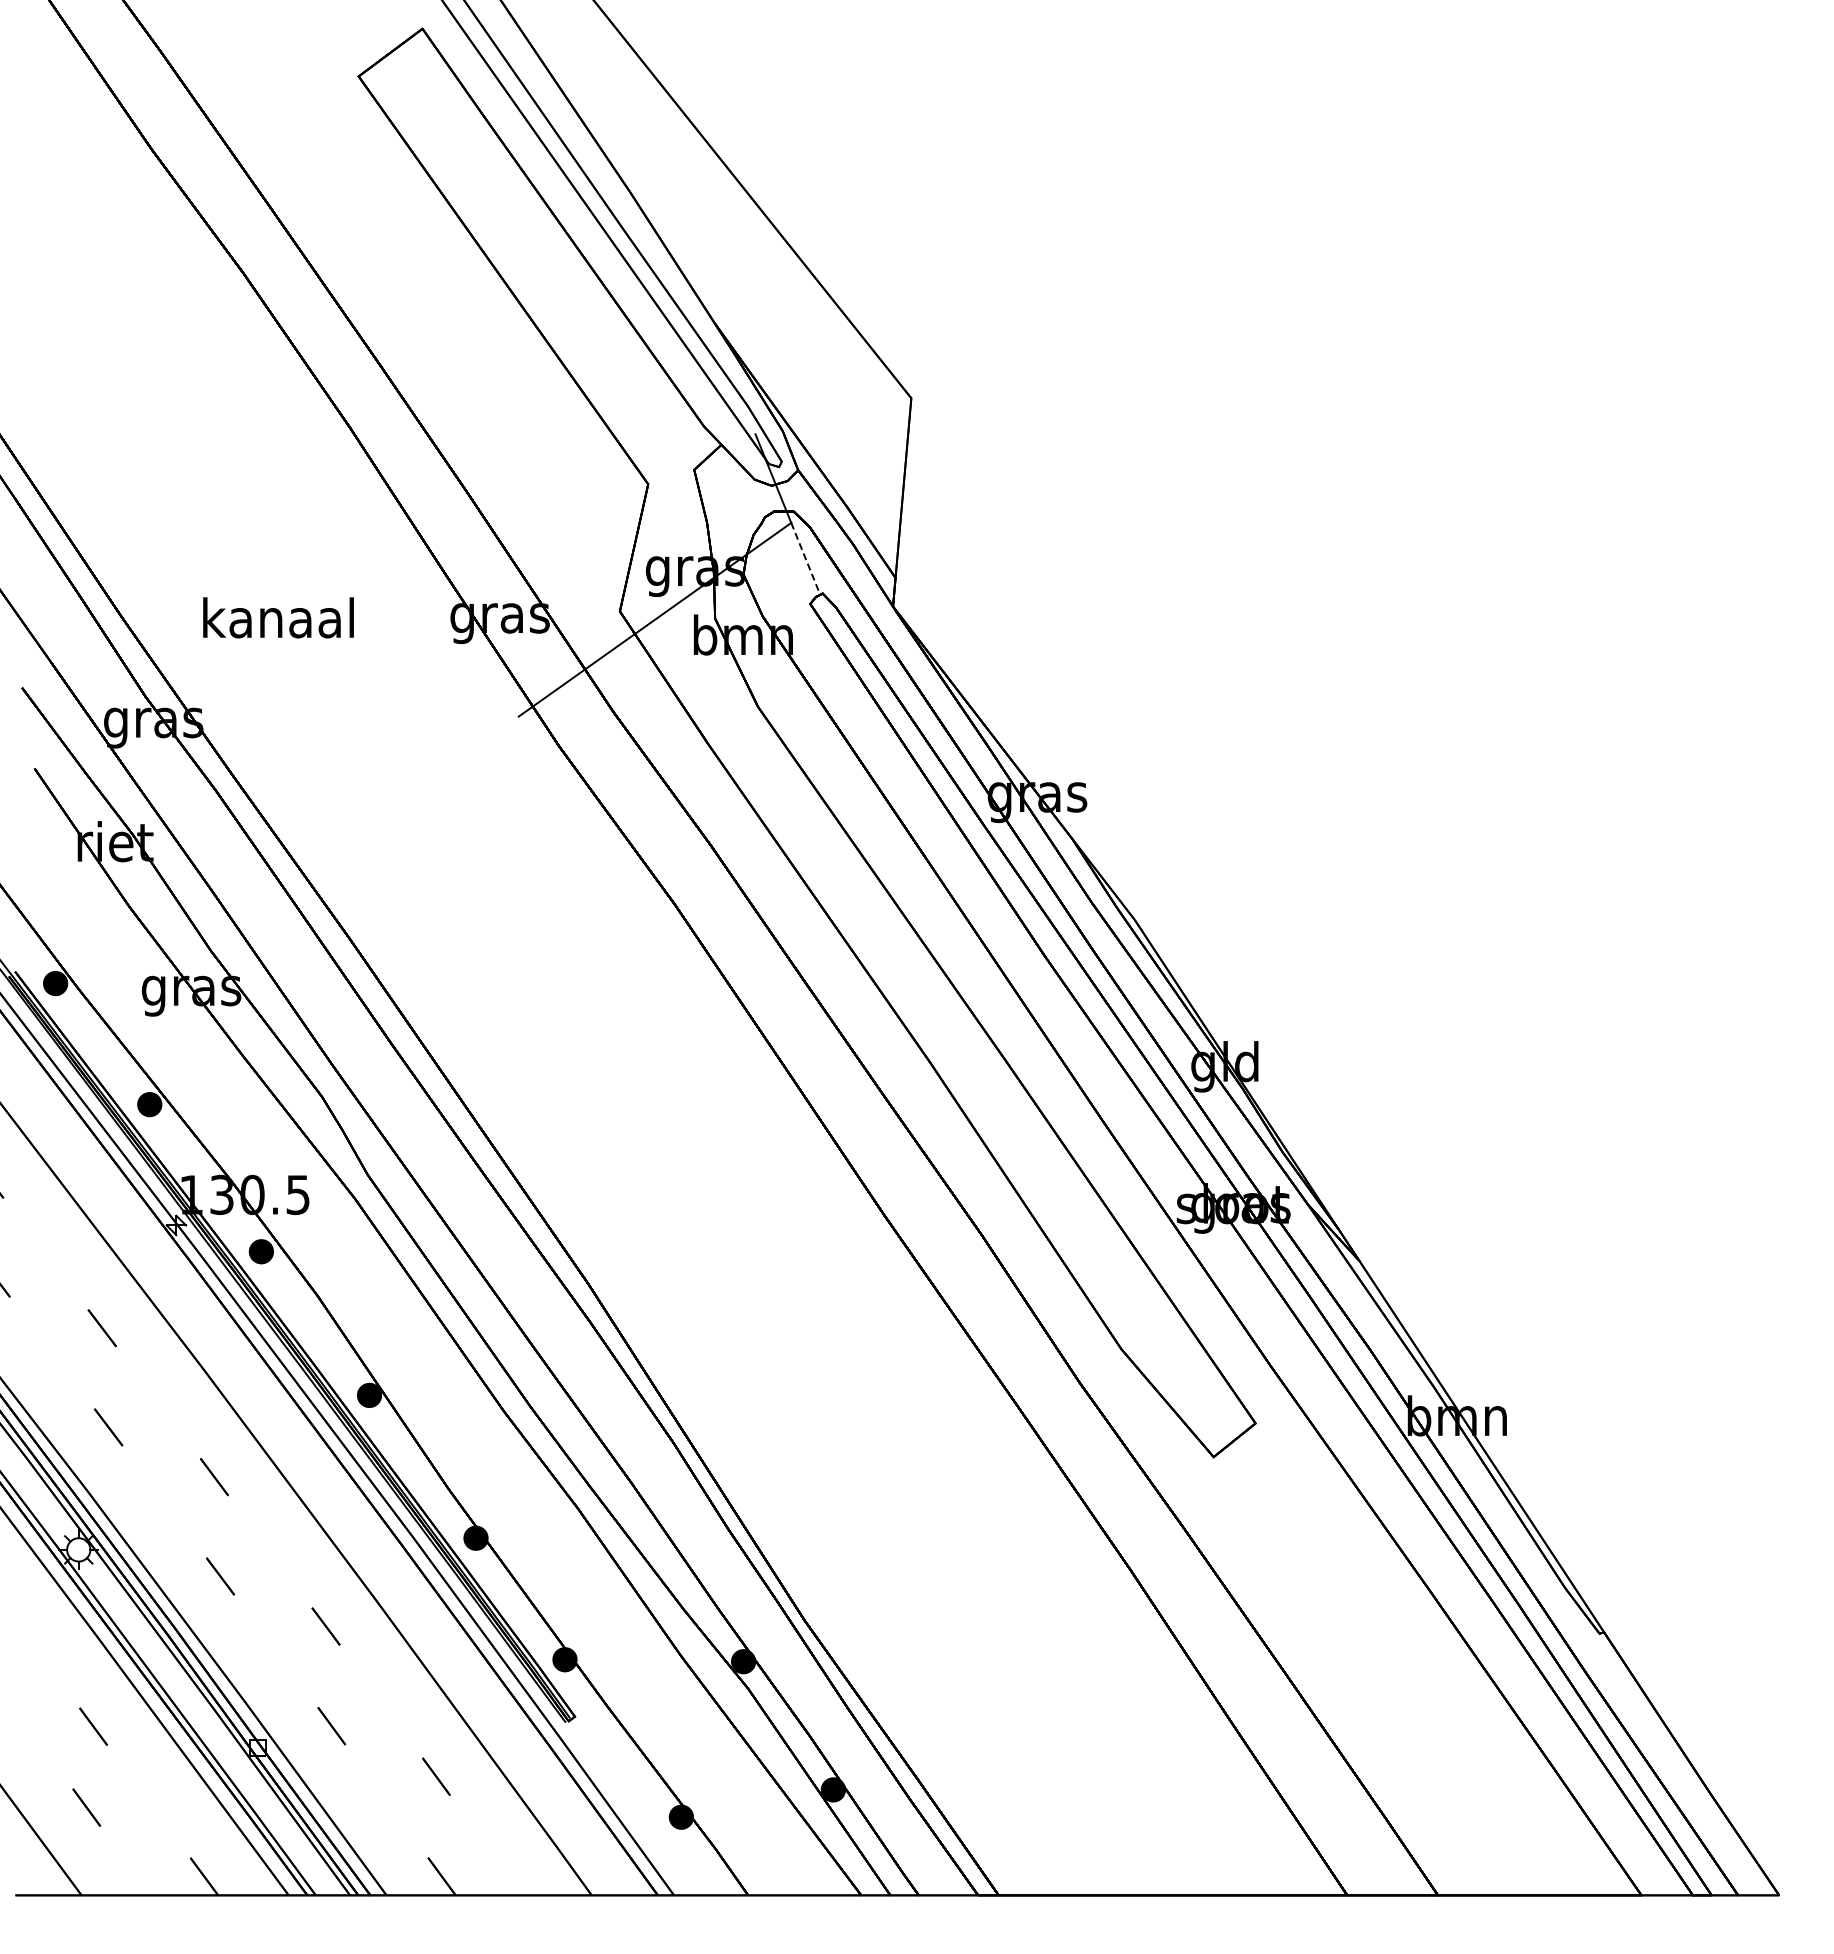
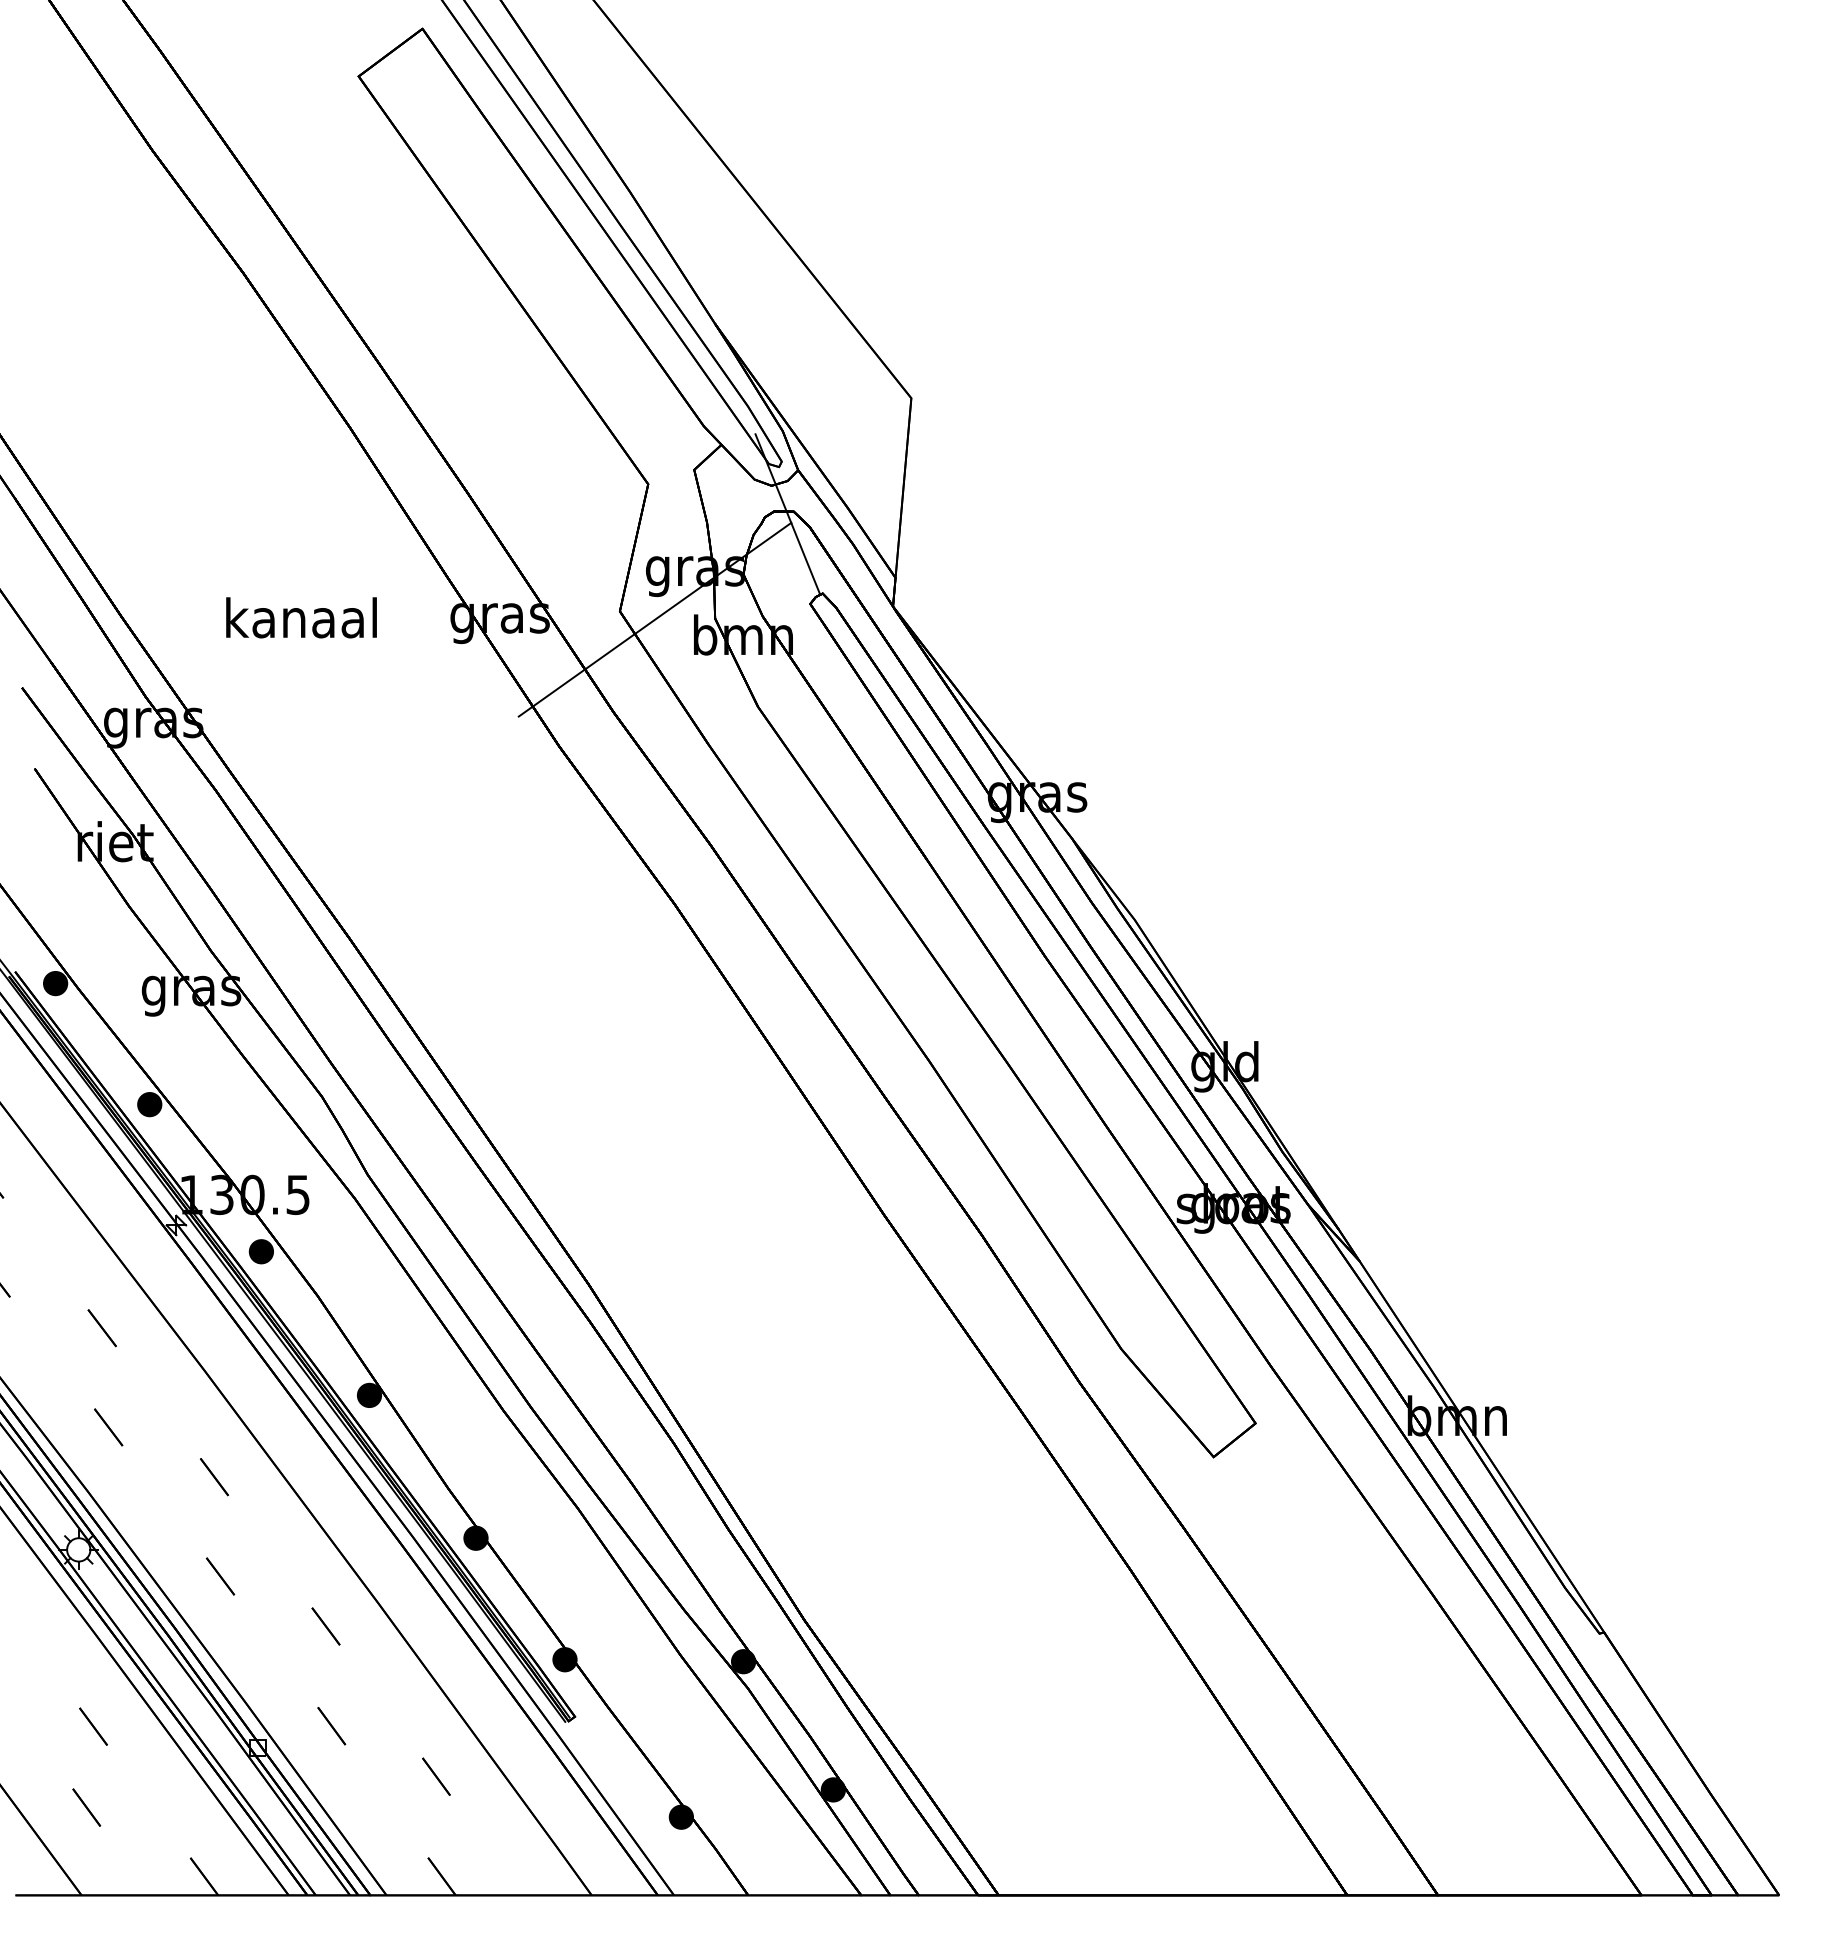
line: dashed -> solid (805, 558)
text position: (278, 617) -> (301, 617) (301, 617)
